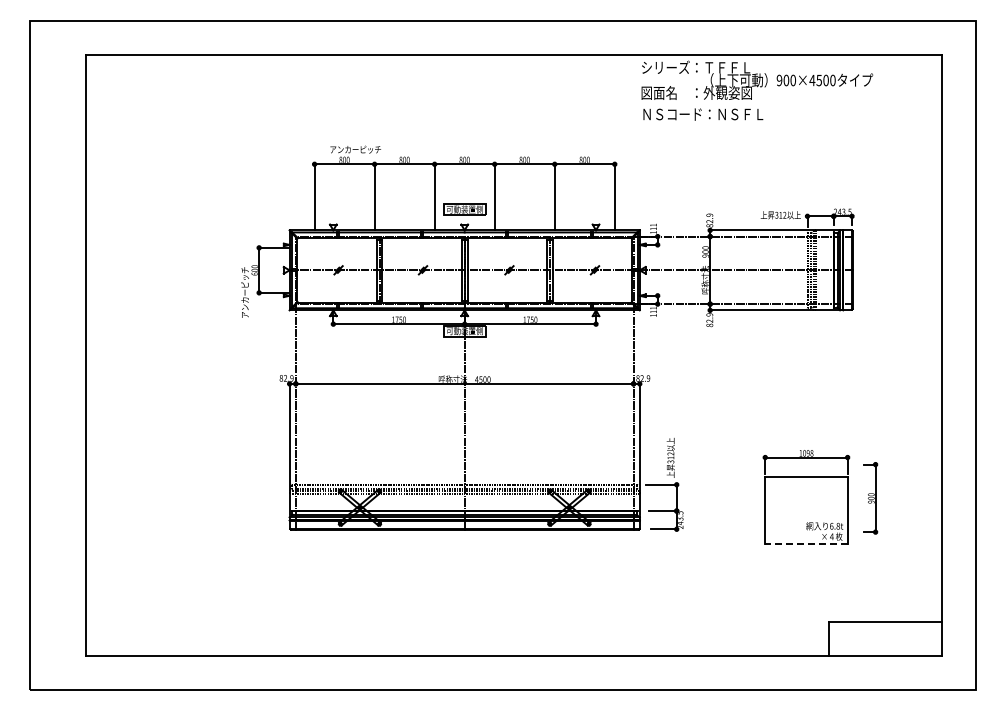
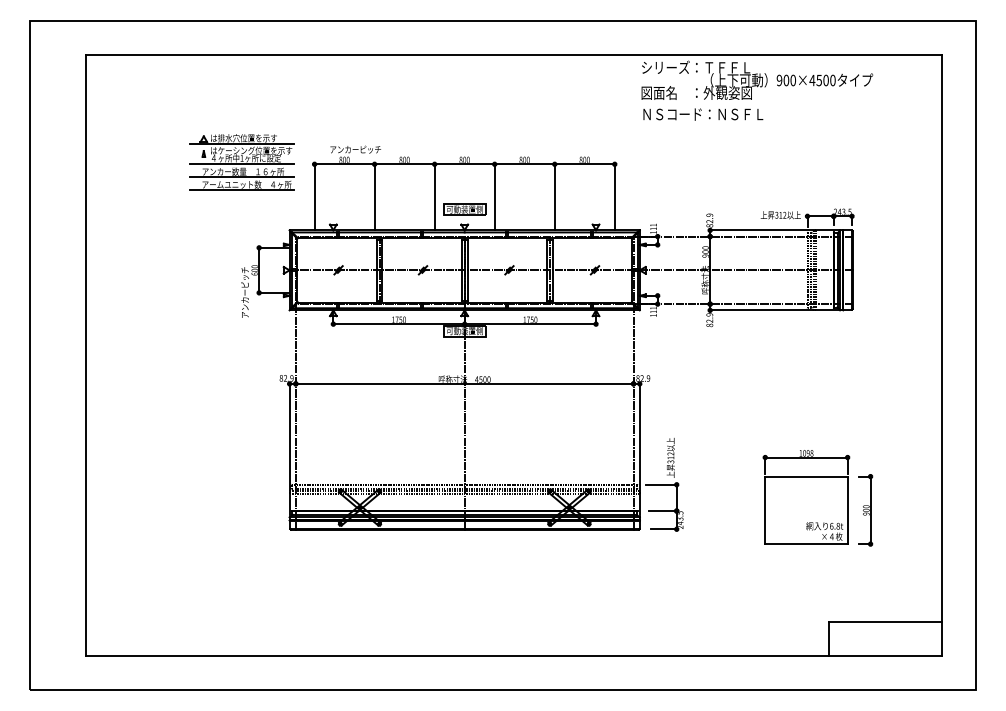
part: none -> present (241, 162)
part position: (870, 498) -> (865, 510) (865, 510)
line: dashed -> solid (805, 544)
